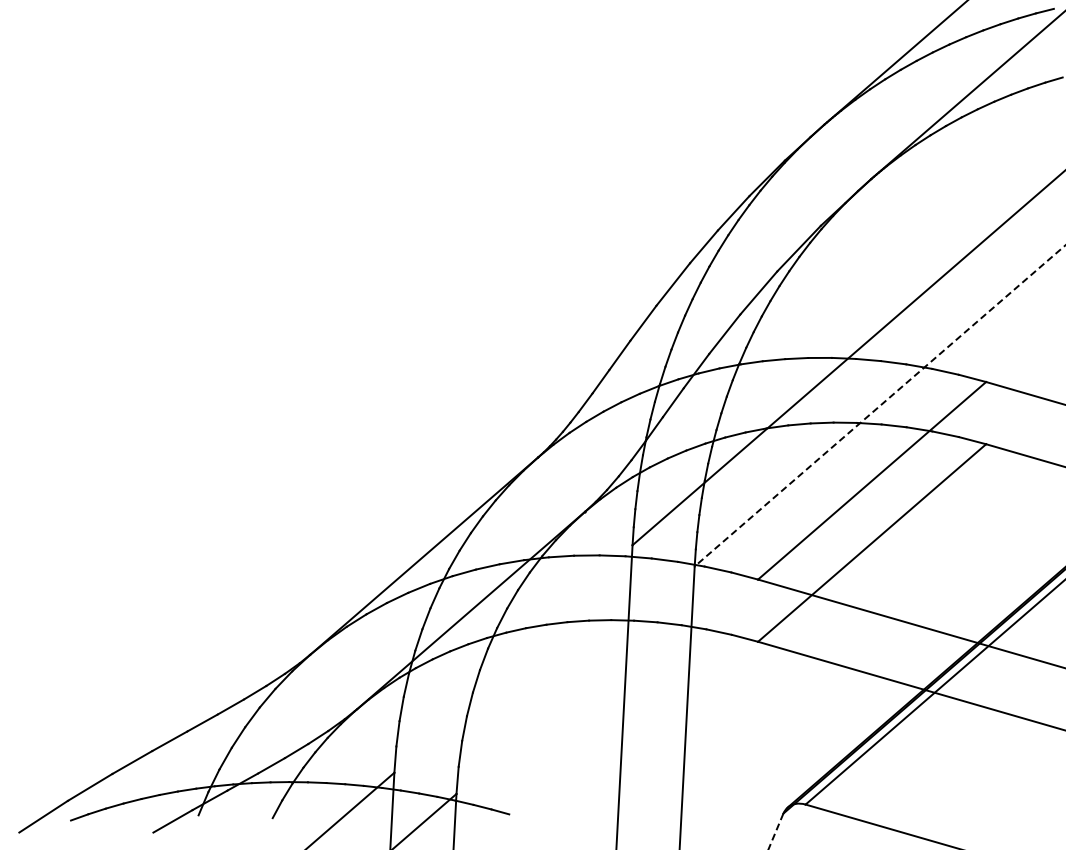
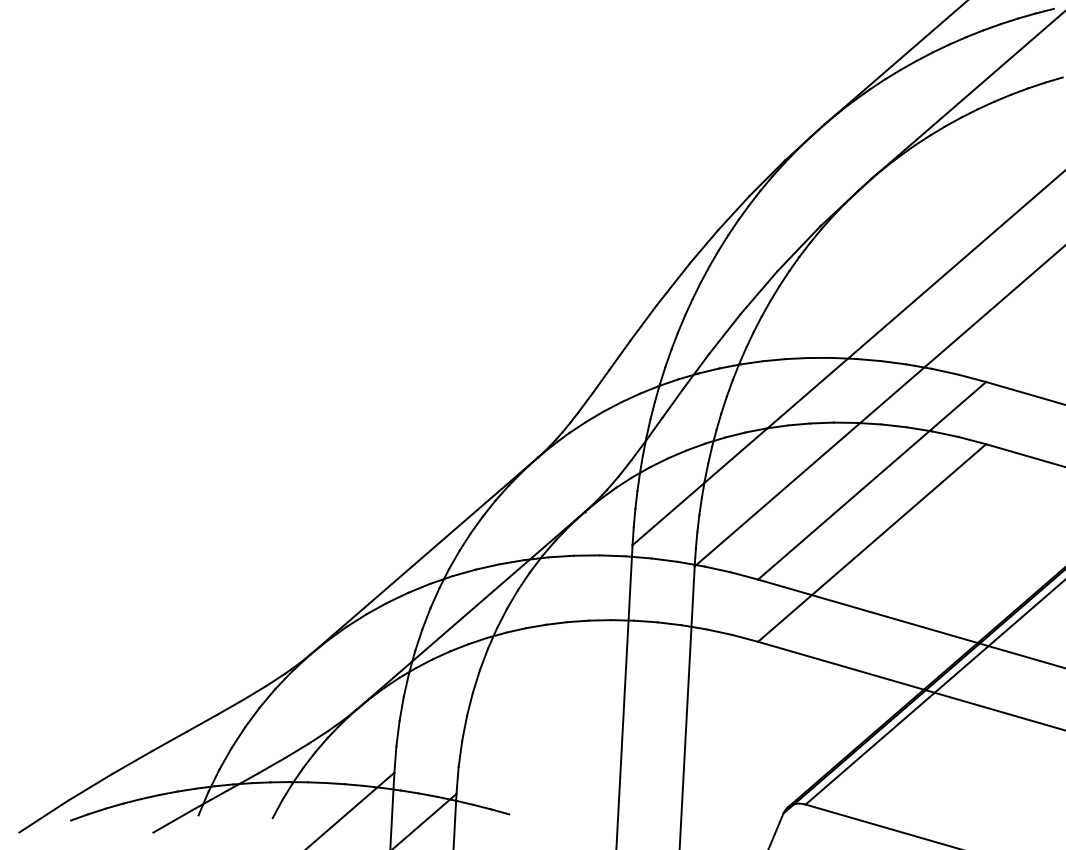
line: dashed -> solid (879, 406)
line: dashed -> solid (775, 832)
